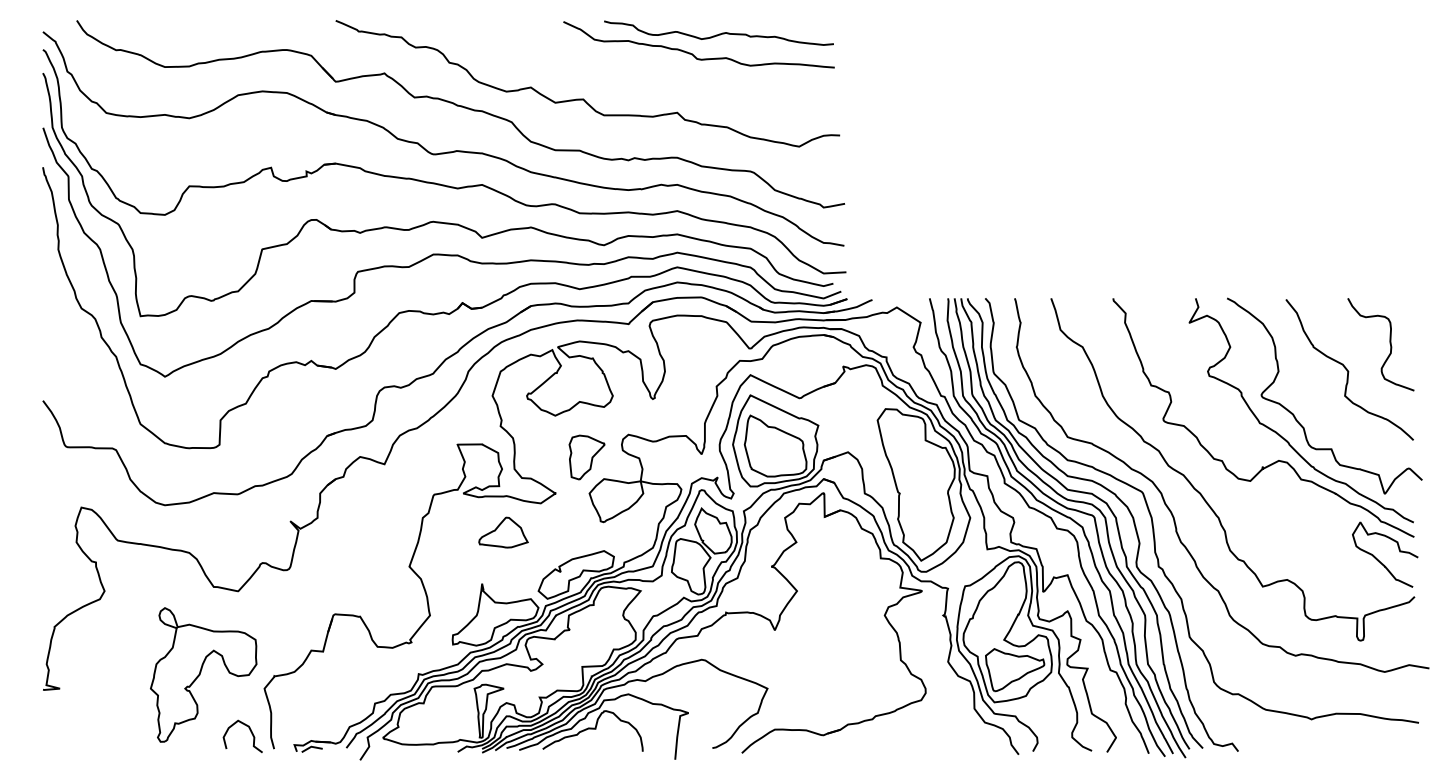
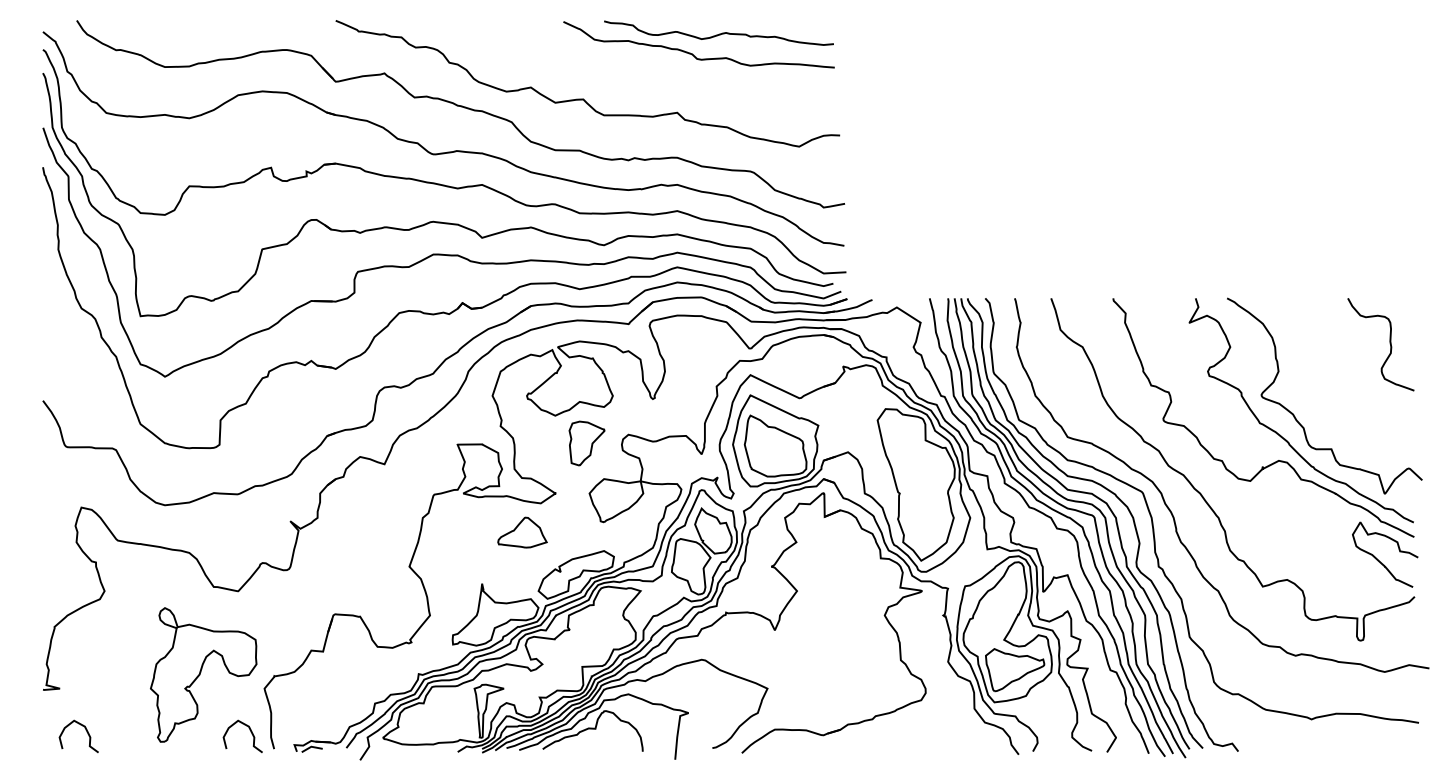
curve: present -> none (1348, 370)
part position: (586, 457) -> (586, 443) (586, 443)
part position: (503, 532) -> (522, 532) (522, 532)
curve: none -> present (86, 732)
